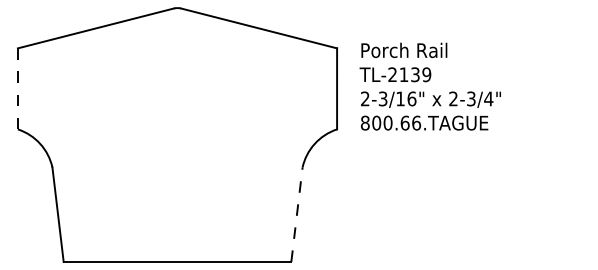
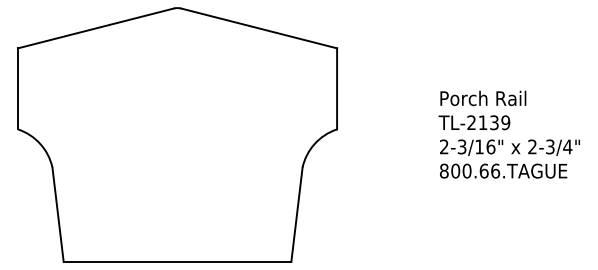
text position: (429, 86) -> (508, 134) (508, 134)
line: dashed -> solid (17, 88)
line: dashed -> solid (296, 214)
